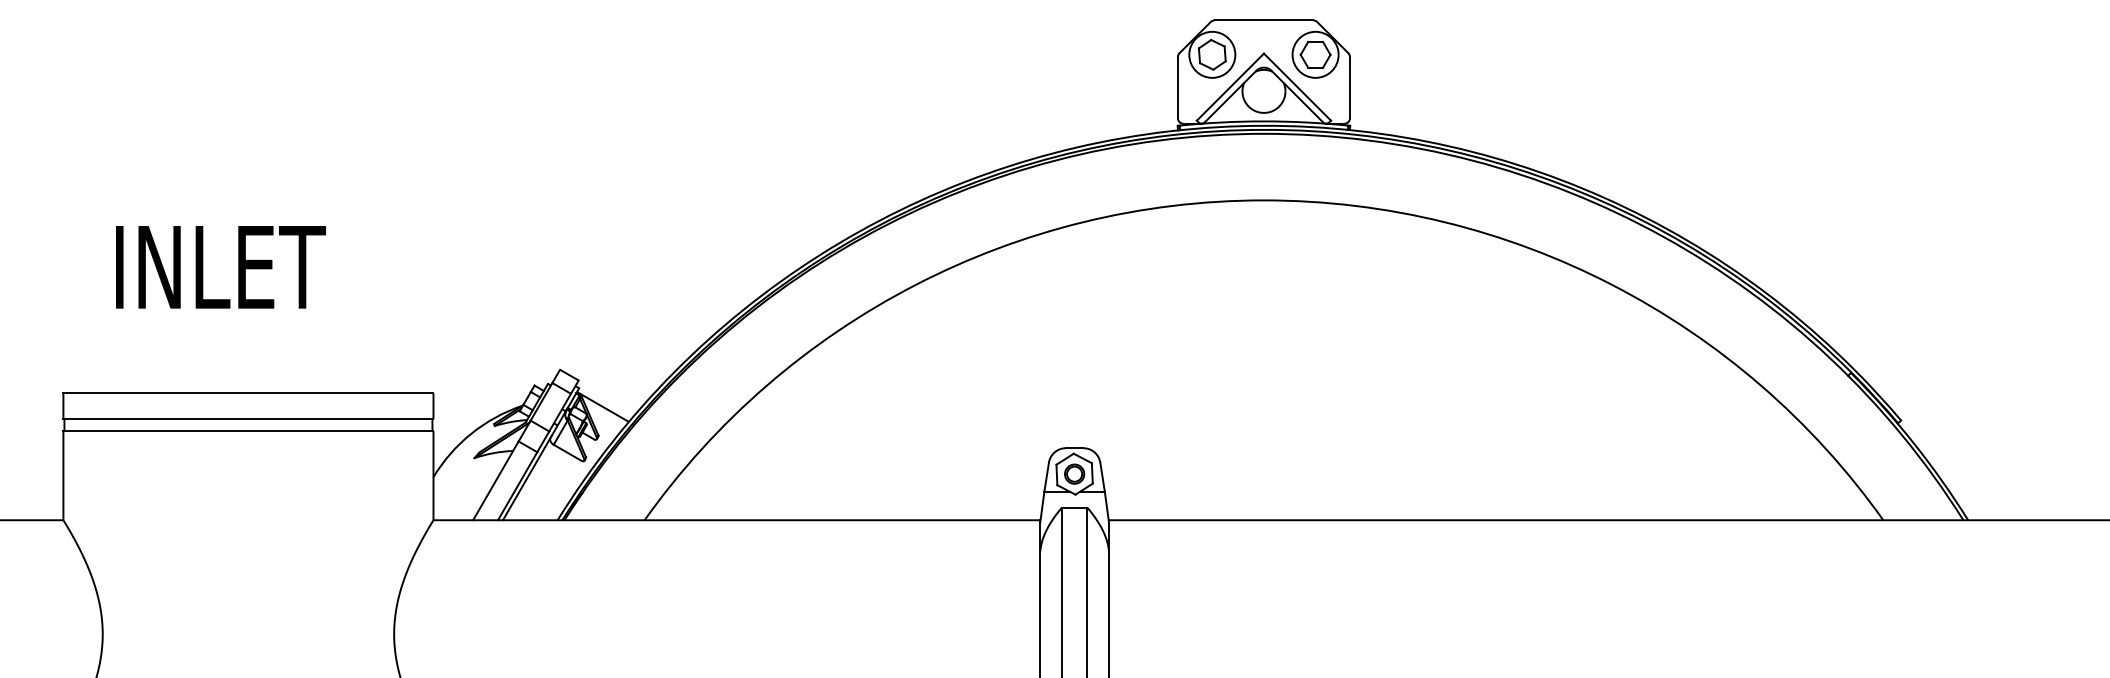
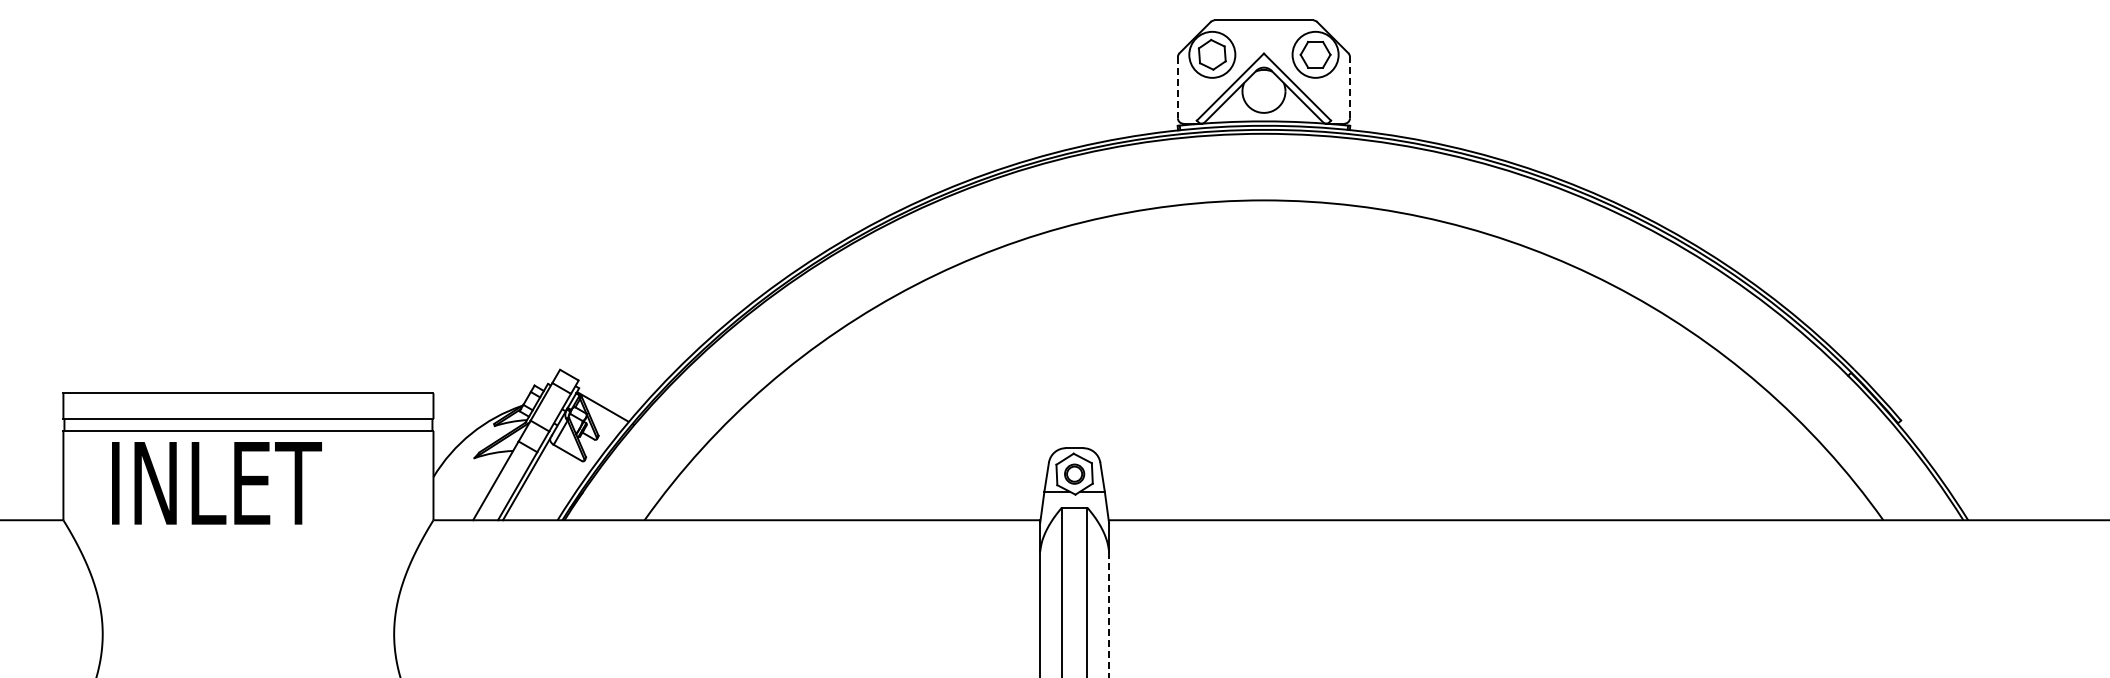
line: solid -> dashed (1177, 87)
line: solid -> dashed (1350, 87)
text position: (220, 267) -> (216, 483) (216, 483)
line: solid -> dashed (1109, 614)
